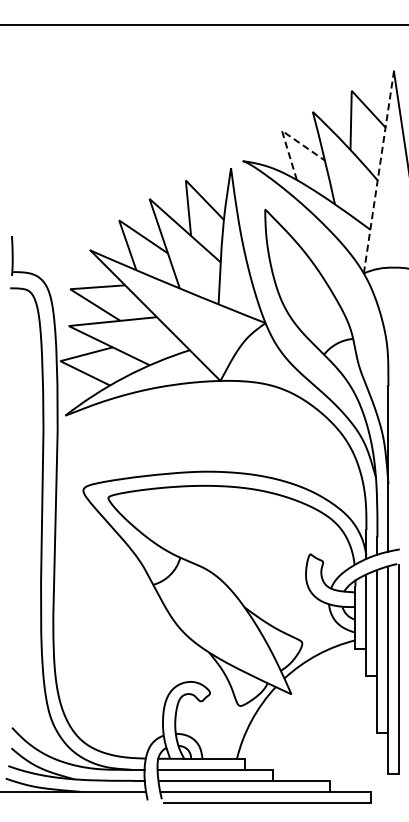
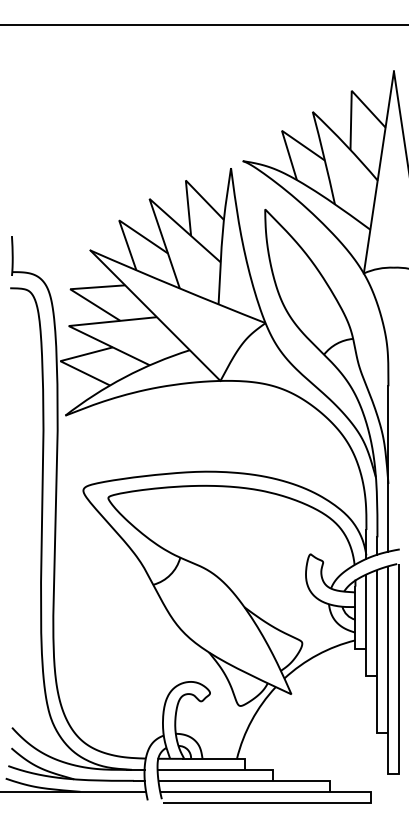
line: dashed -> solid (281, 130)
line: dashed -> solid (378, 171)
